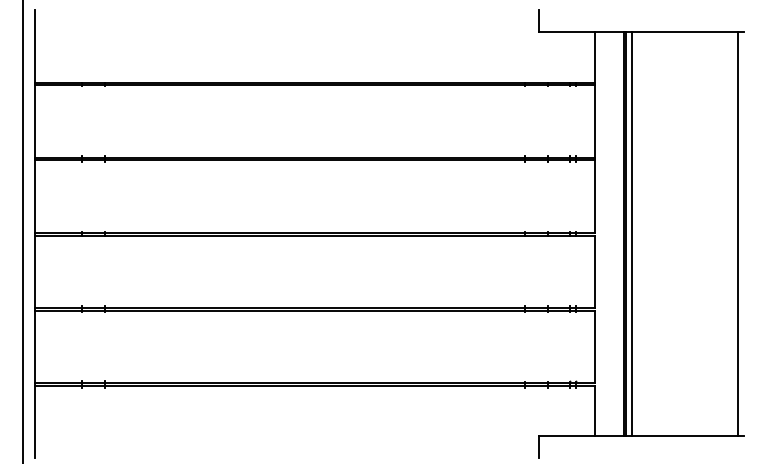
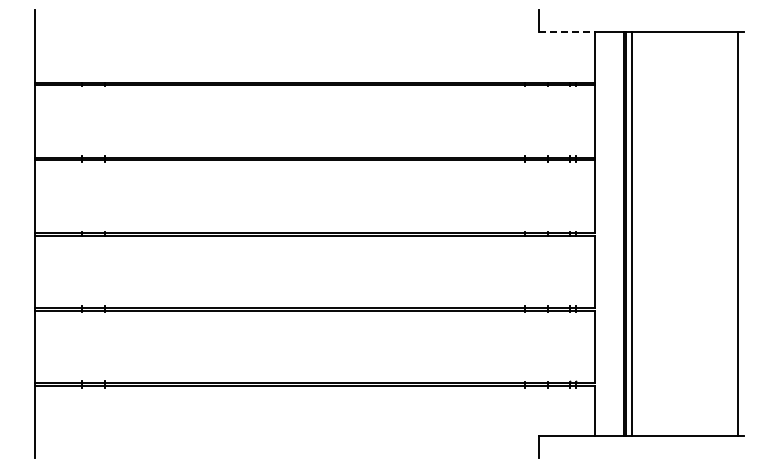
line: solid -> dashed (567, 32)
line: present -> none (22, 231)
